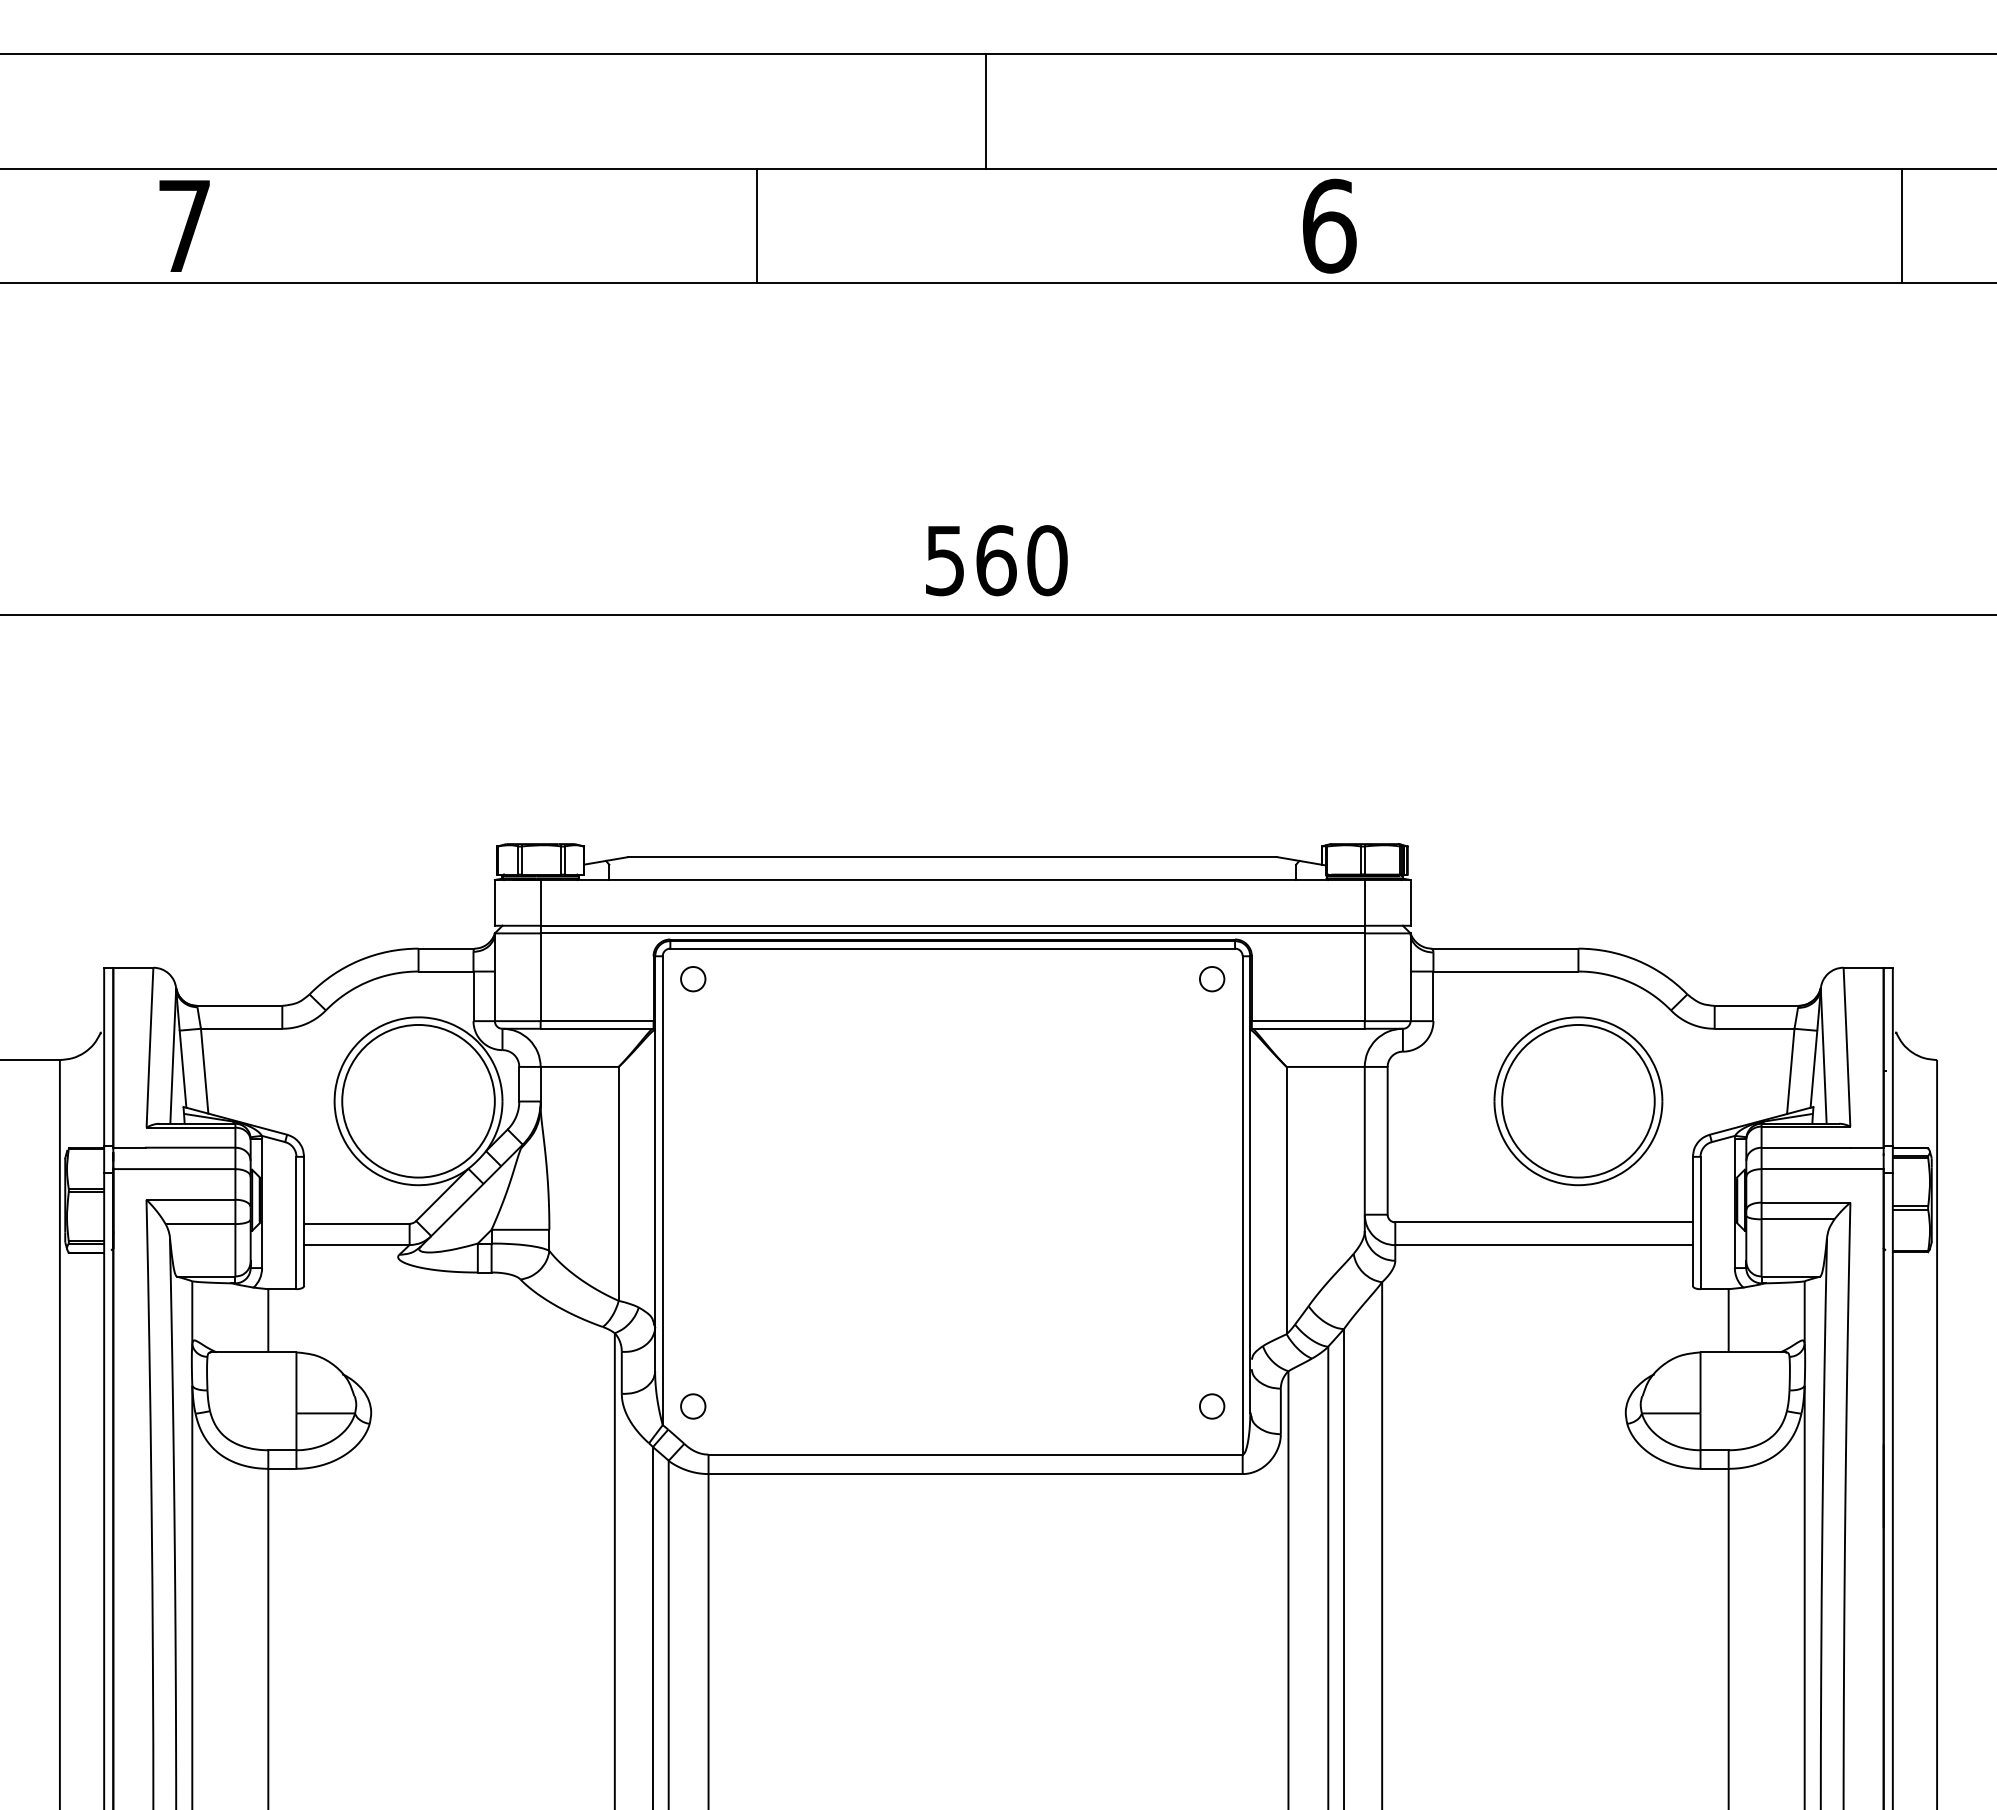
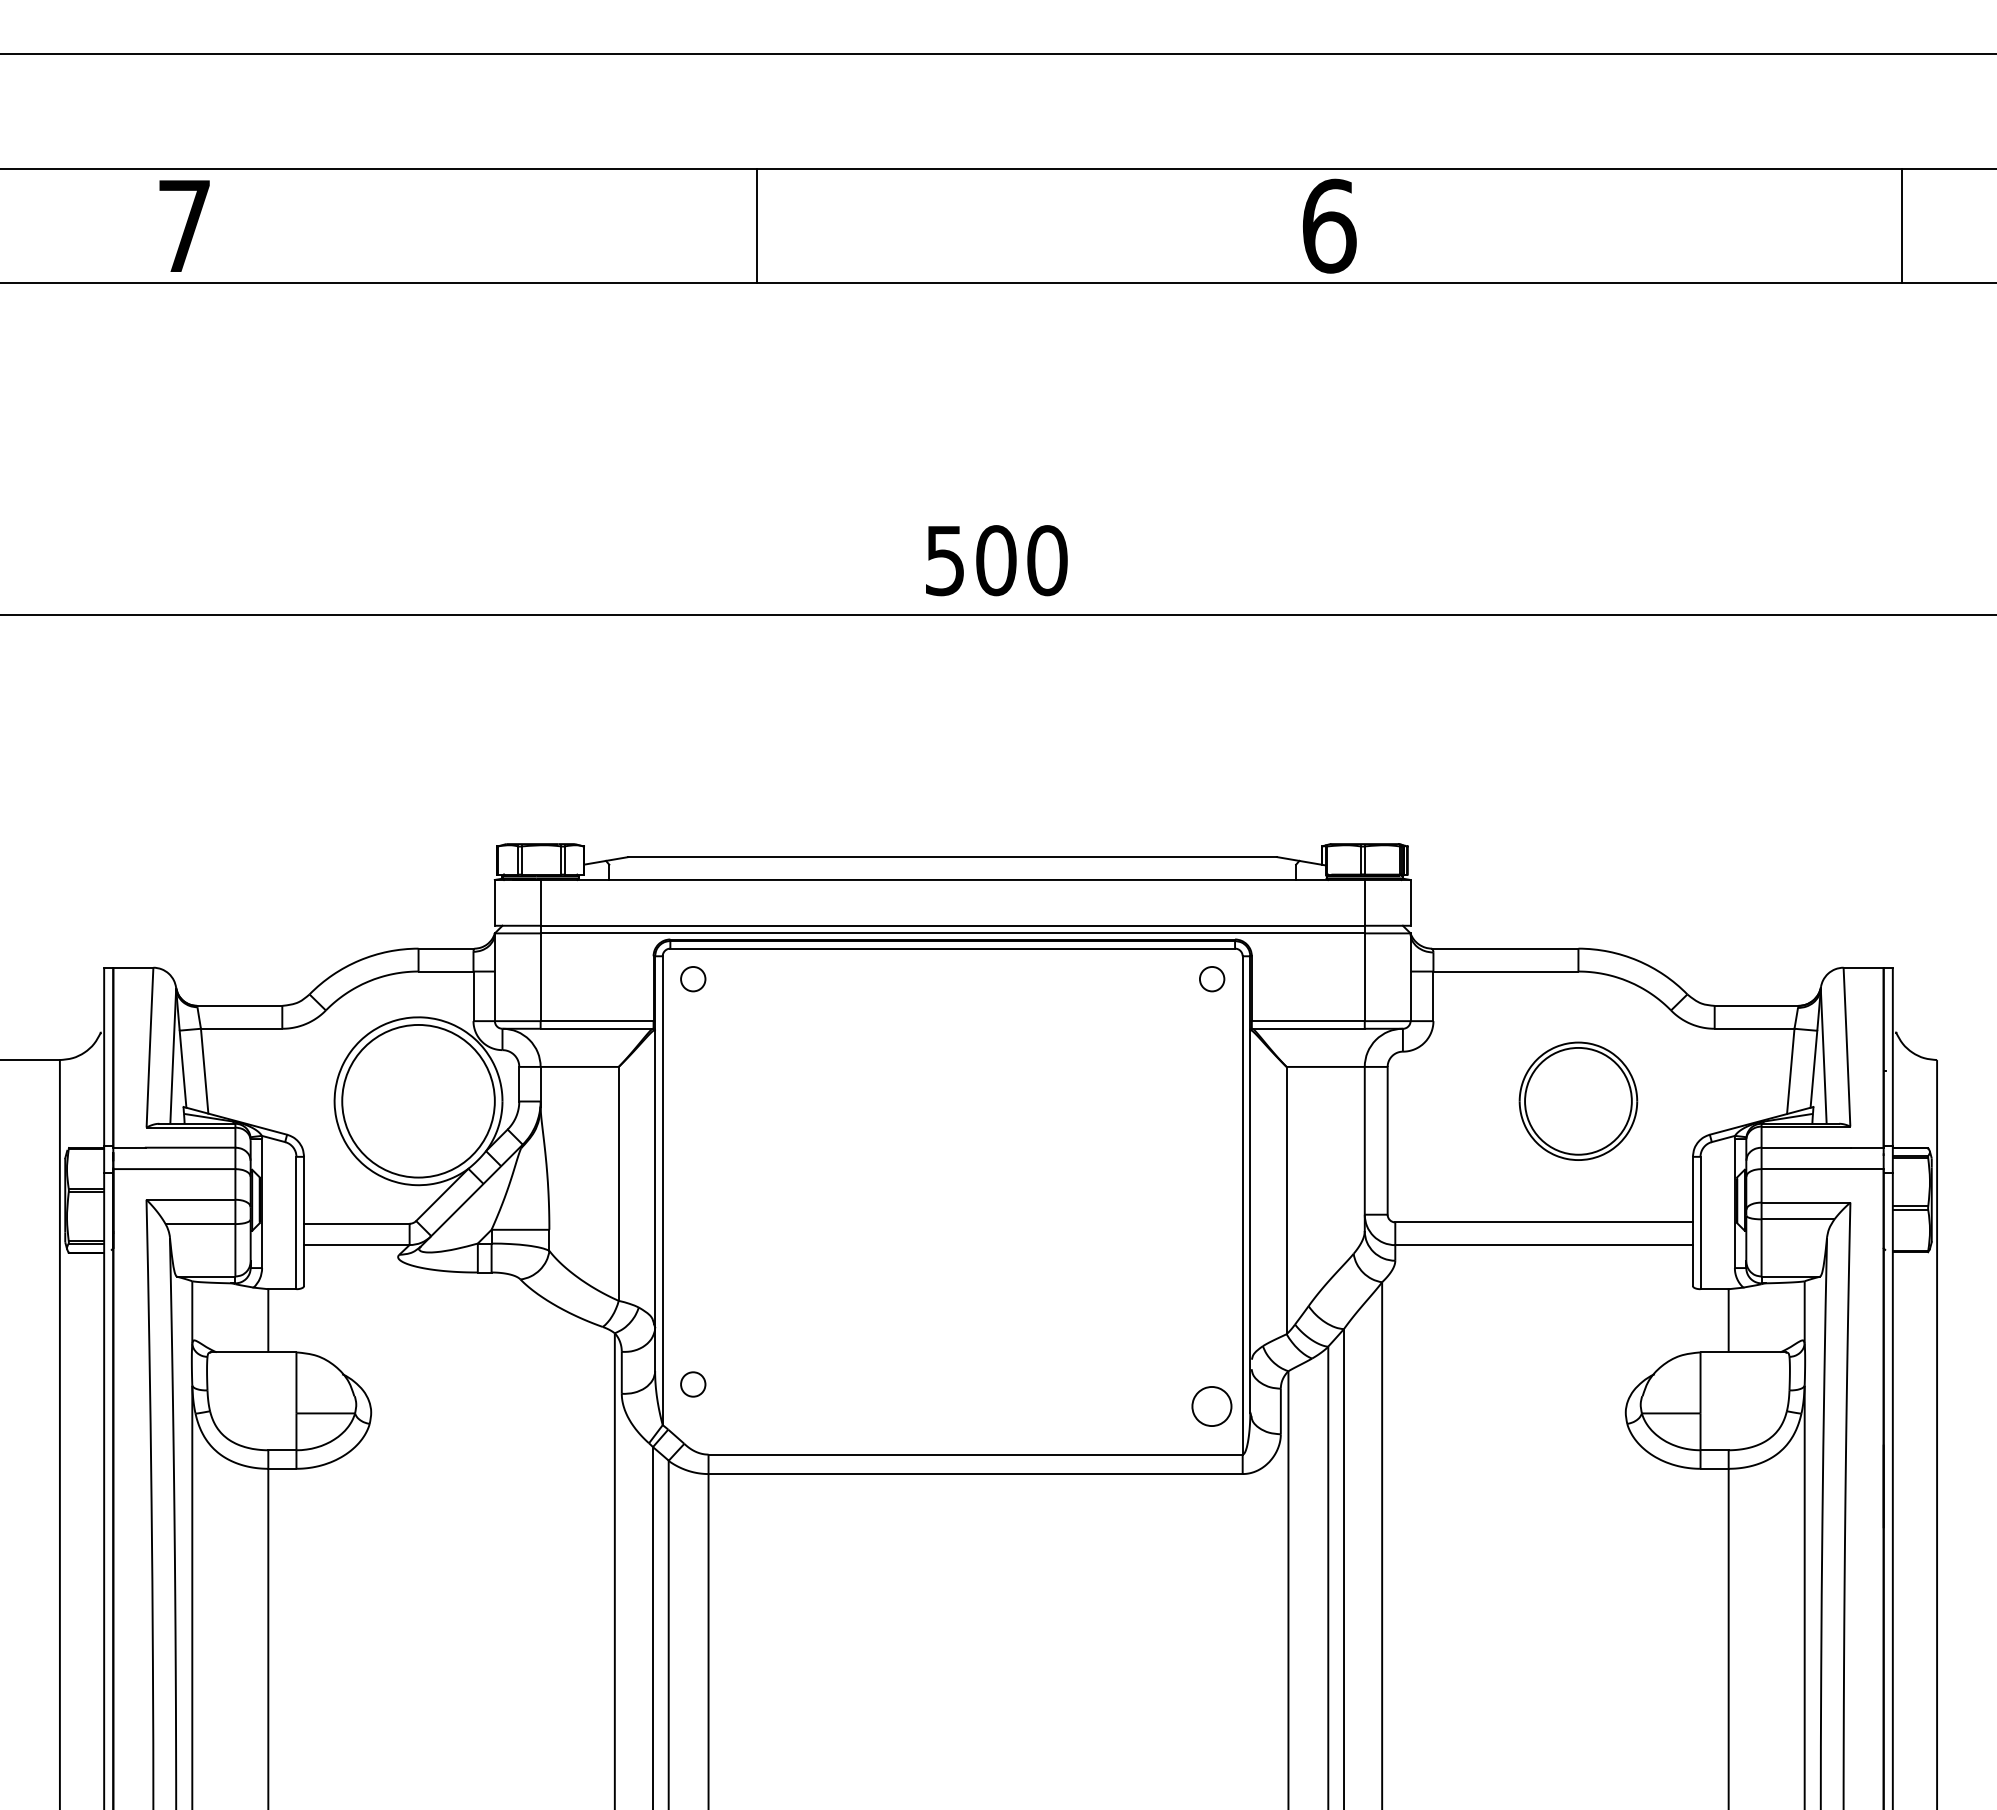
line: present -> none (986, 111)
text: 560 -> 500 (996, 560)
part size: 171x171 px -> 121x120 px (1578, 1100)
part position: (693, 1406) -> (693, 1384) (693, 1384)
part size: 27x27 px -> 42x41 px (1211, 1406)
